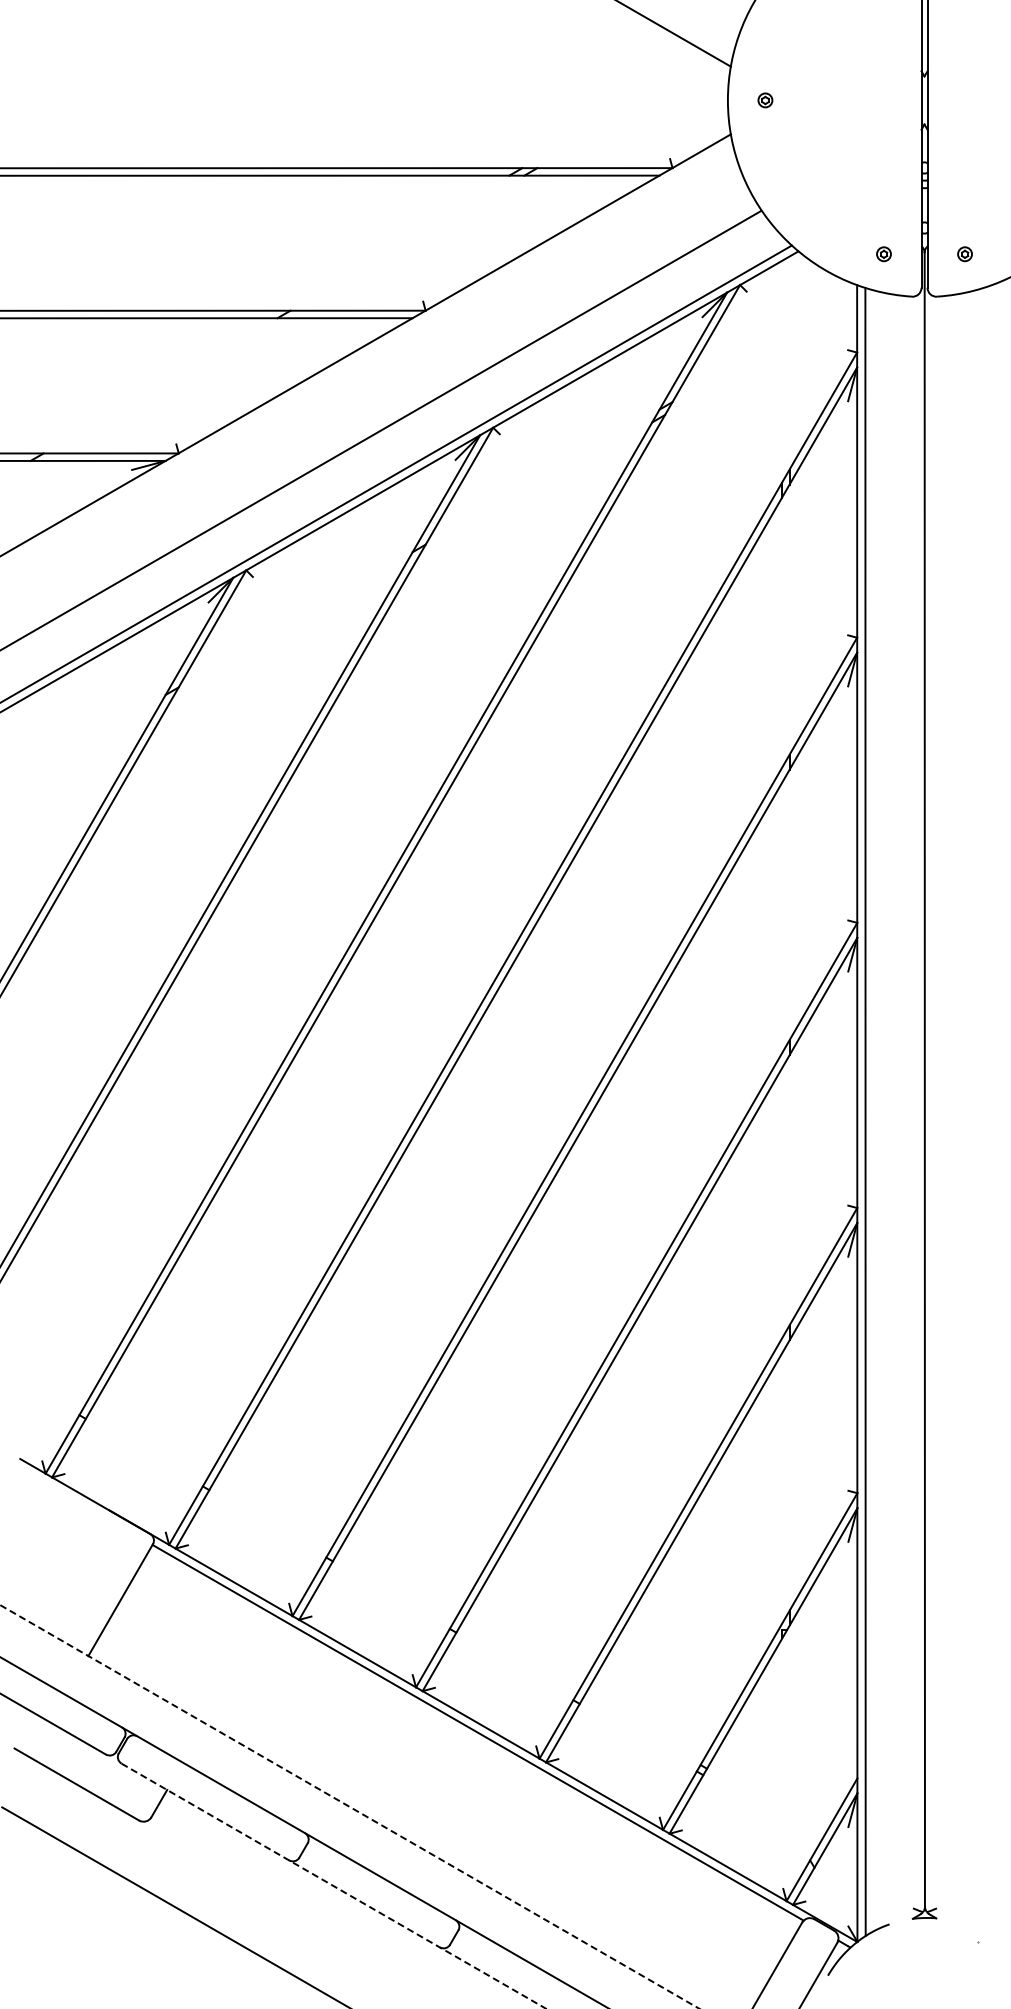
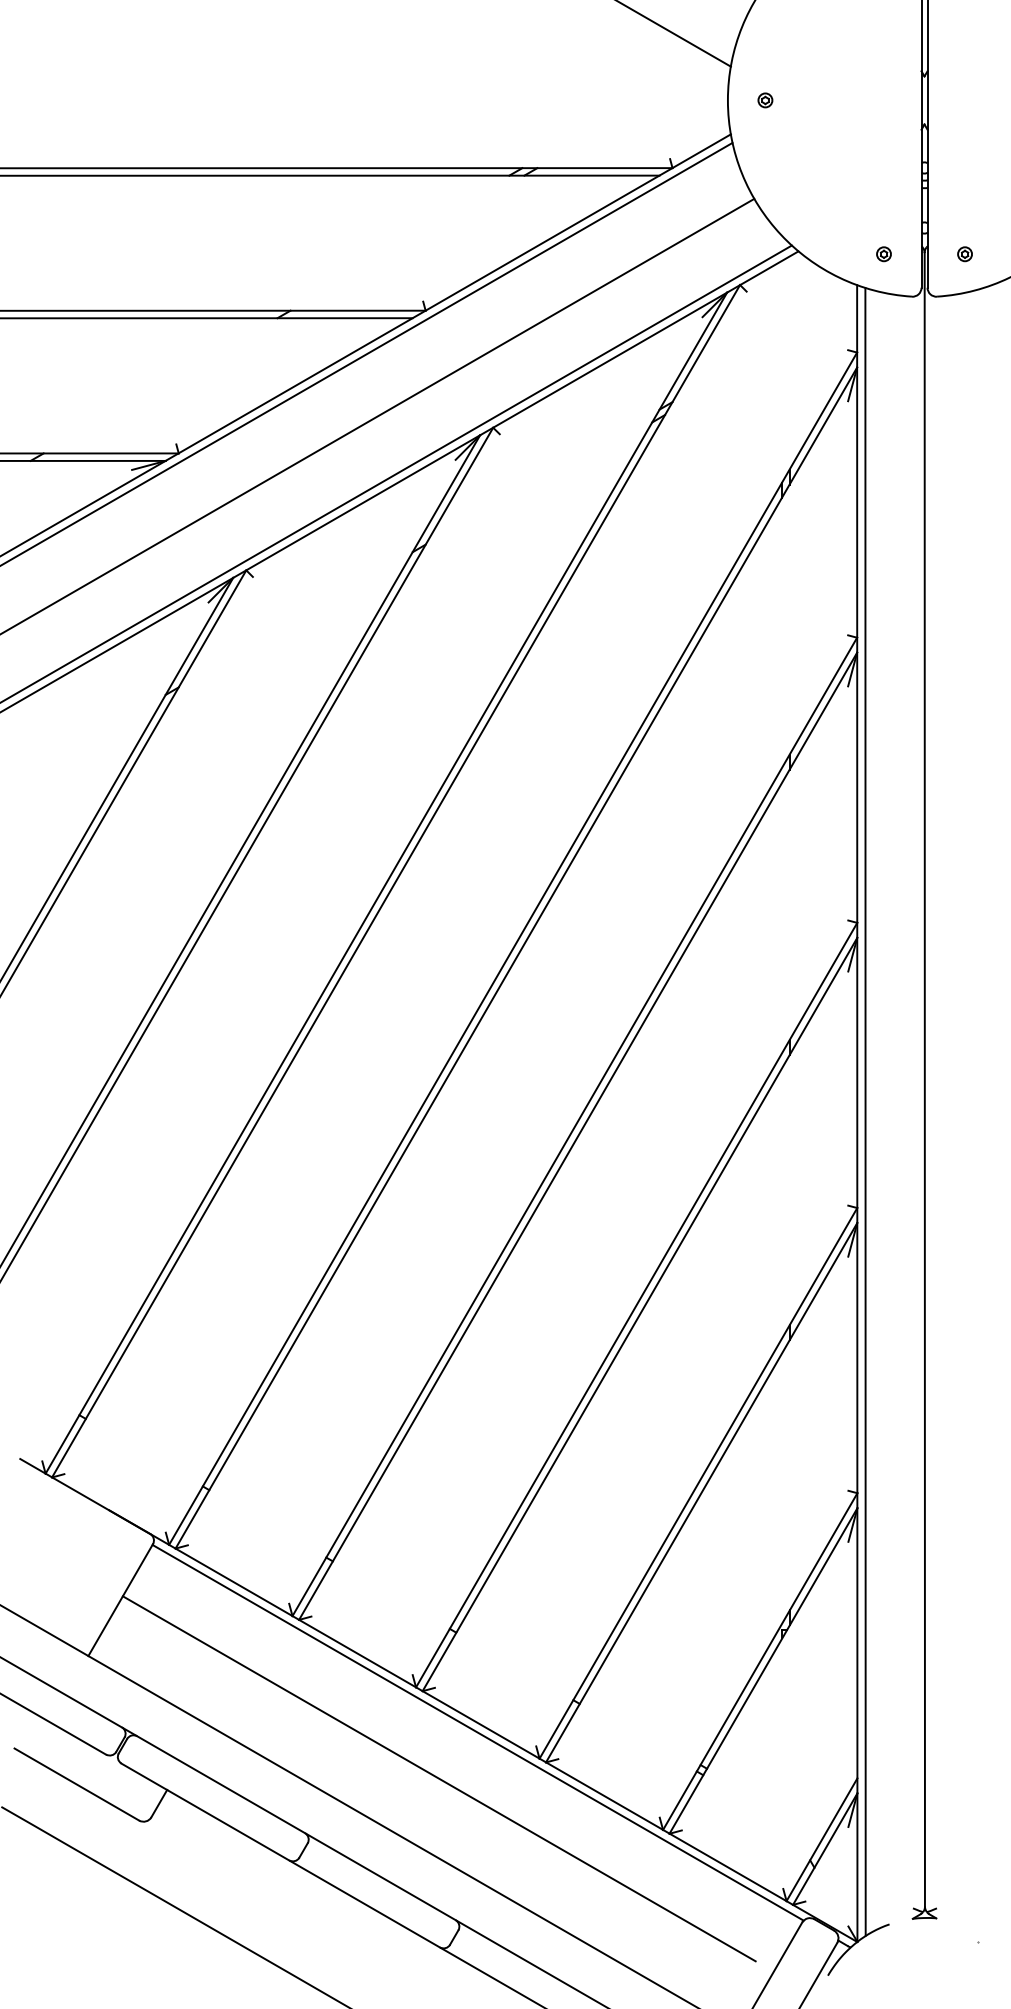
line: none -> present (367, 353)
line position: (381, 429) -> (378, 415) (378, 415)
line: none -> present (438, 1778)
line: dashed -> solid (350, 1807)
line: dashed -> solid (334, 1886)
